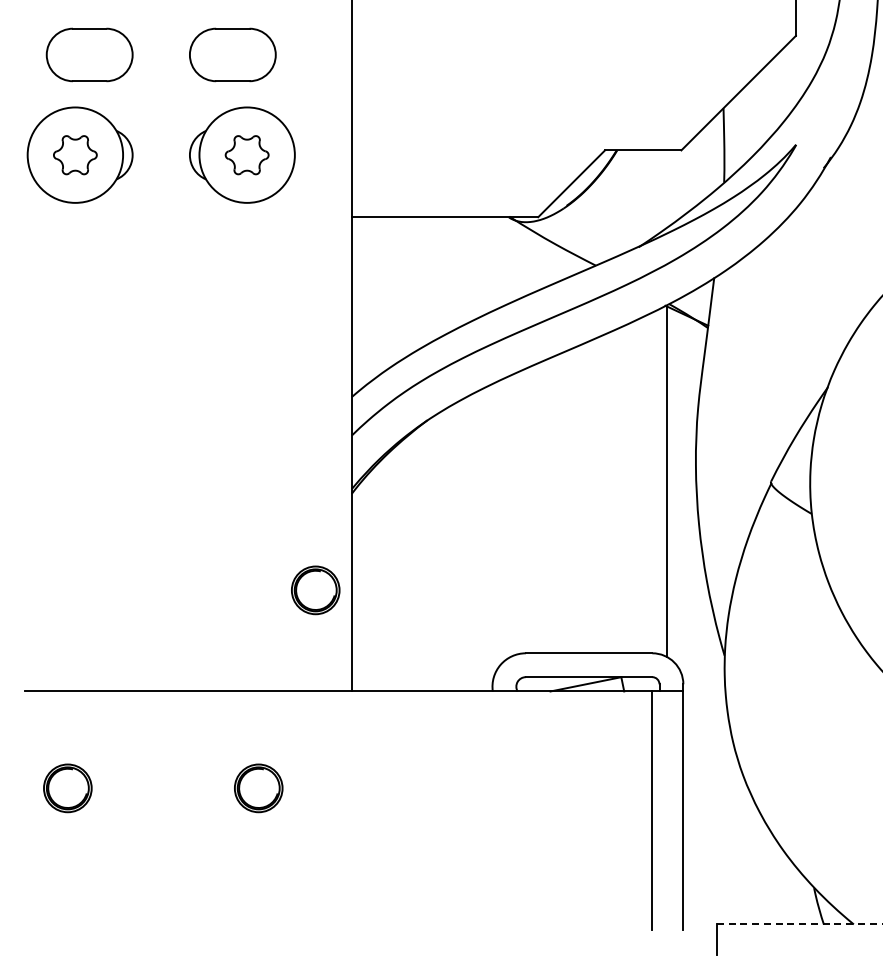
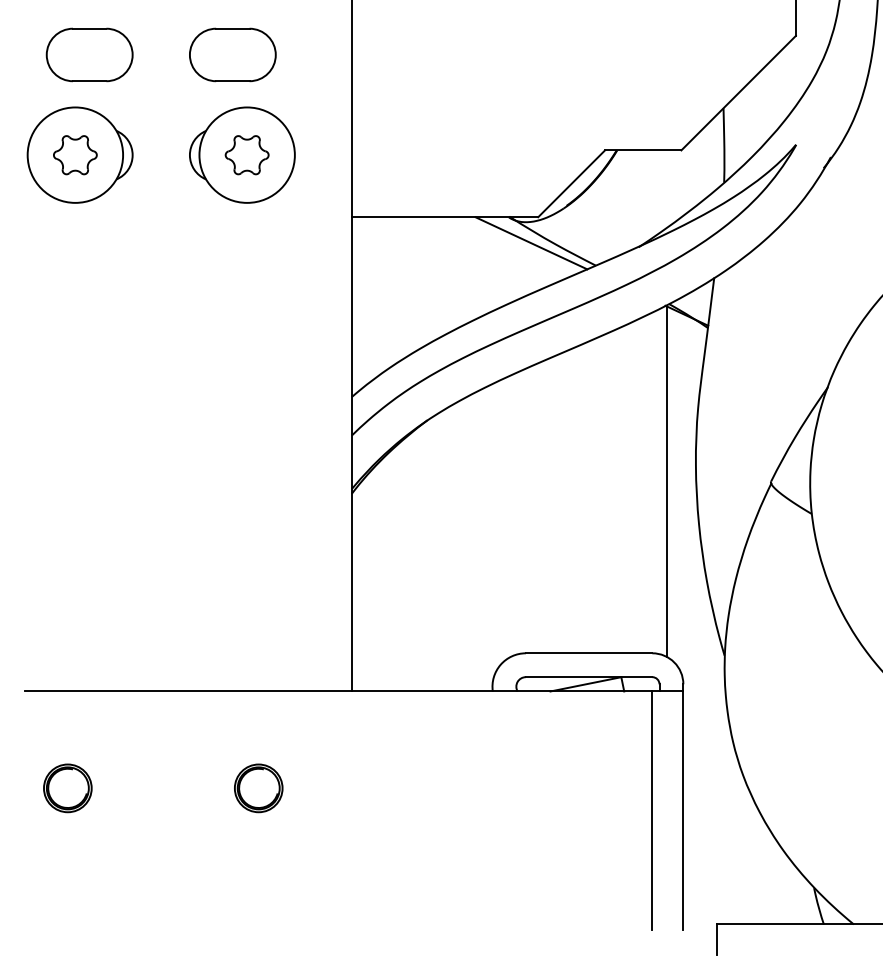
line: none -> present (531, 243)
part: present -> none (315, 590)
line: dashed -> solid (799, 924)
